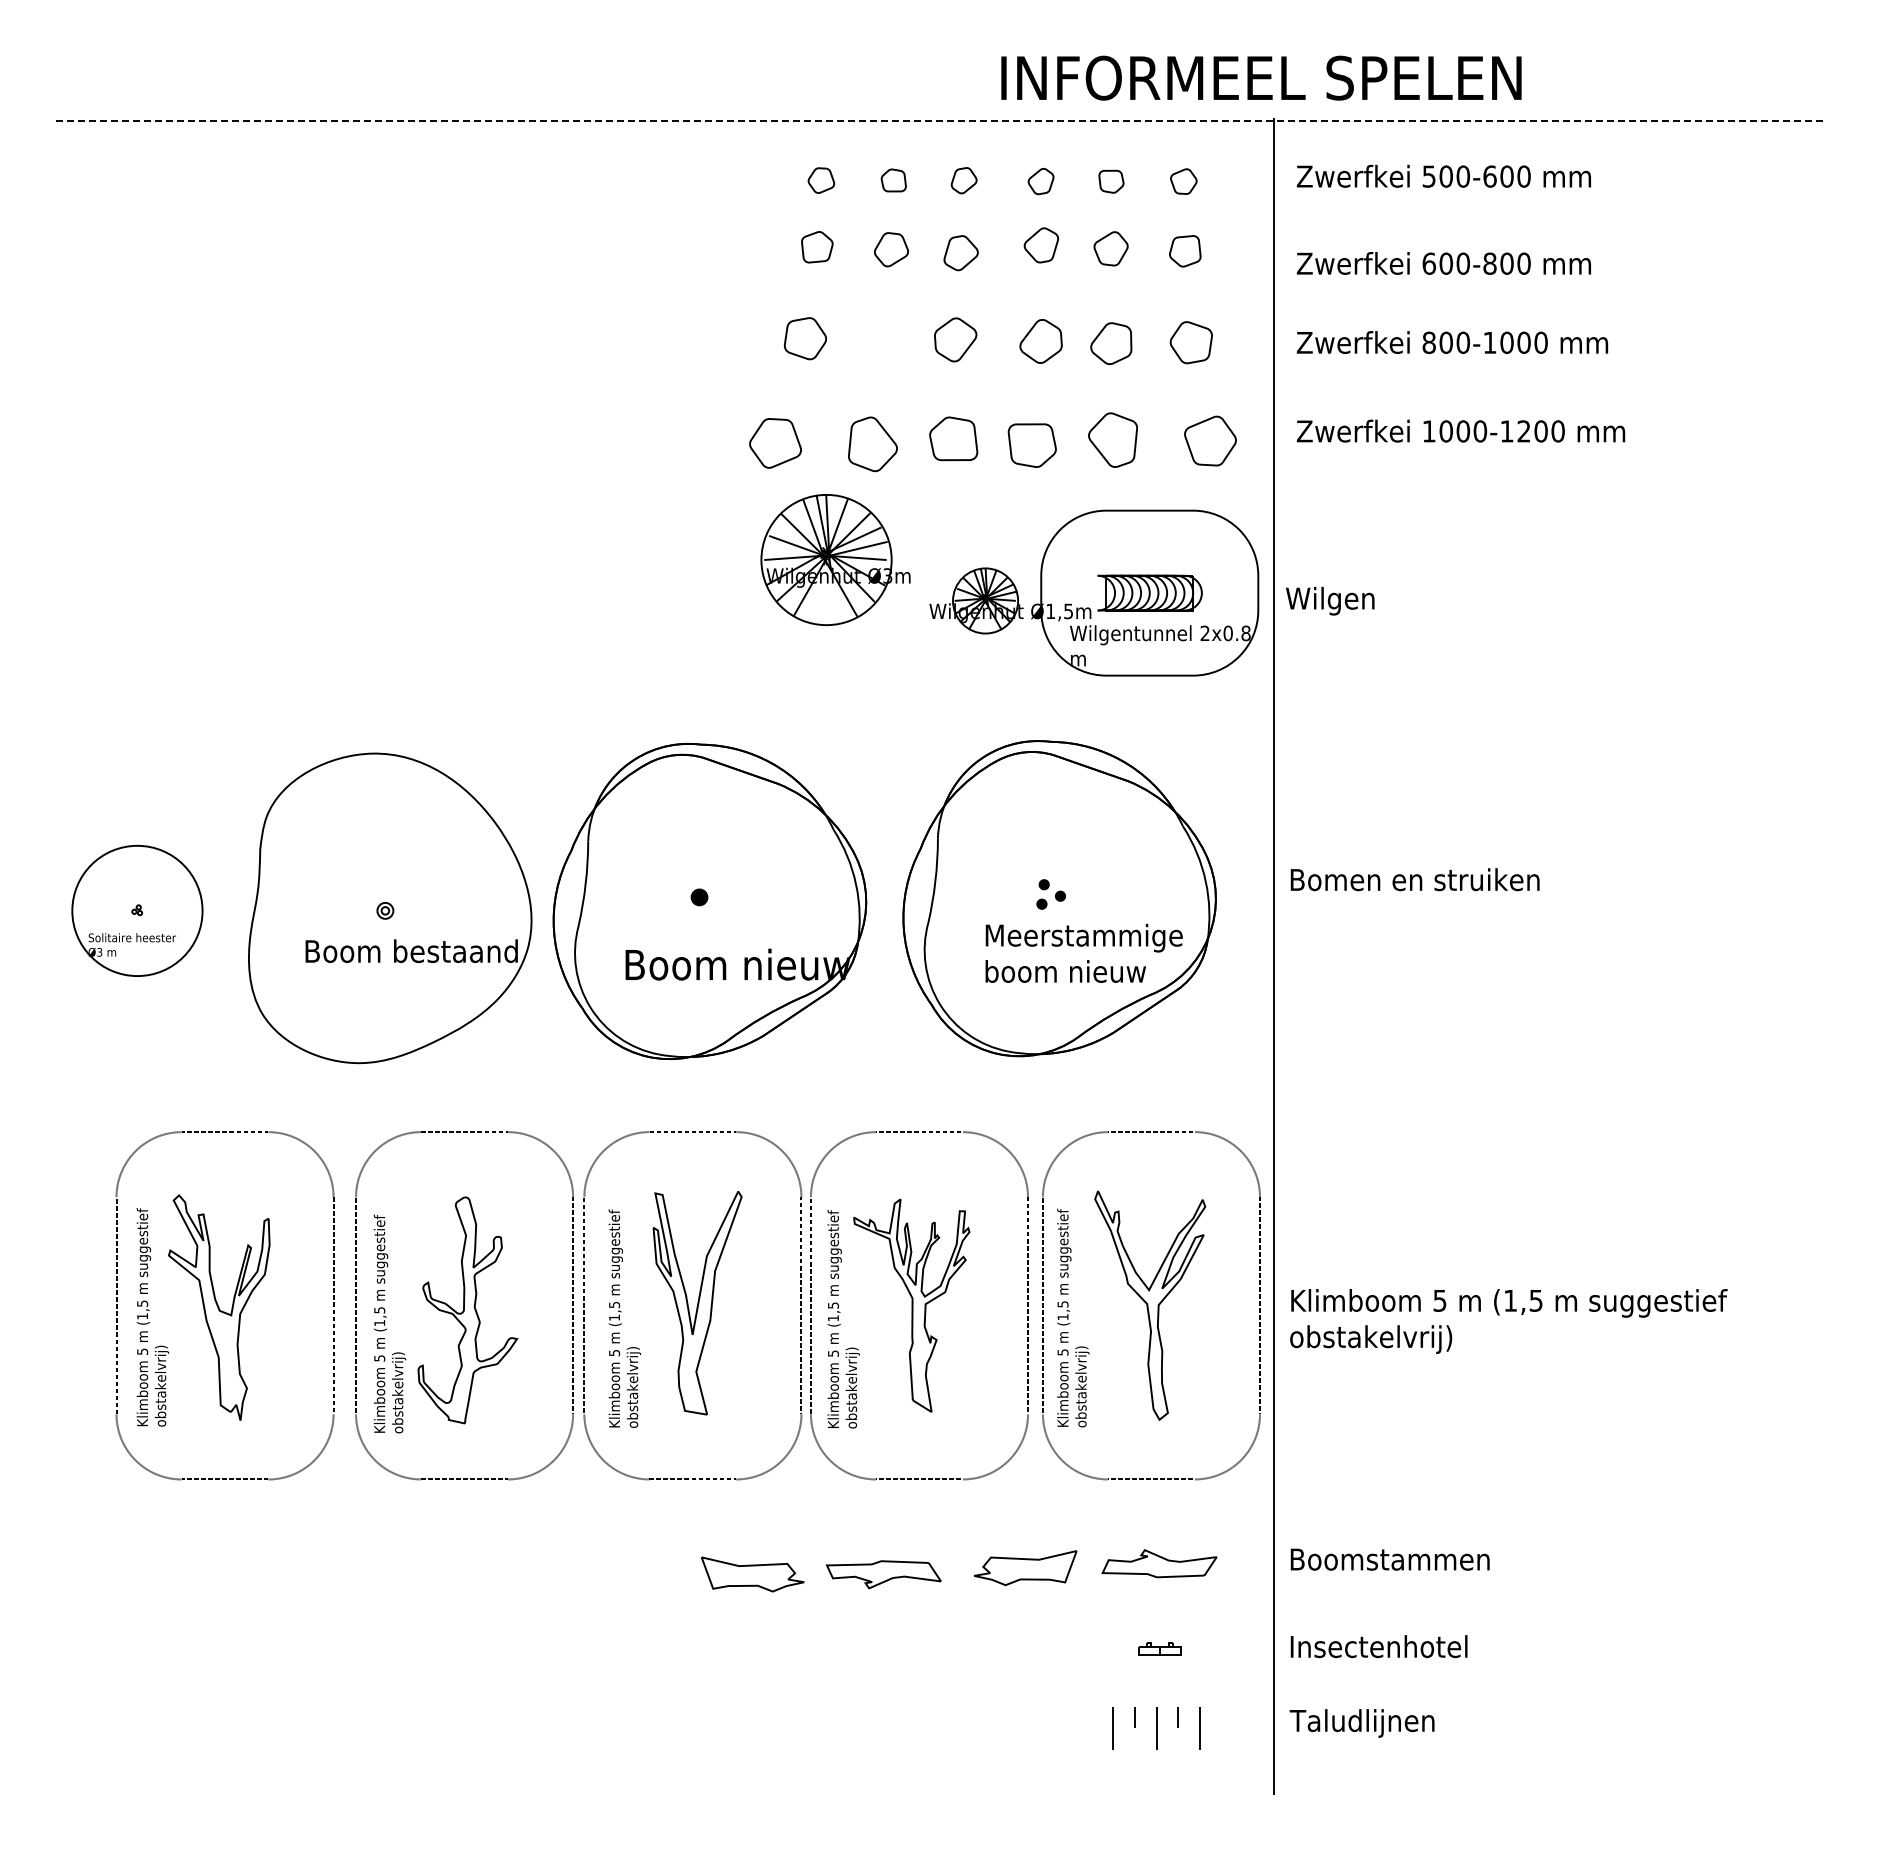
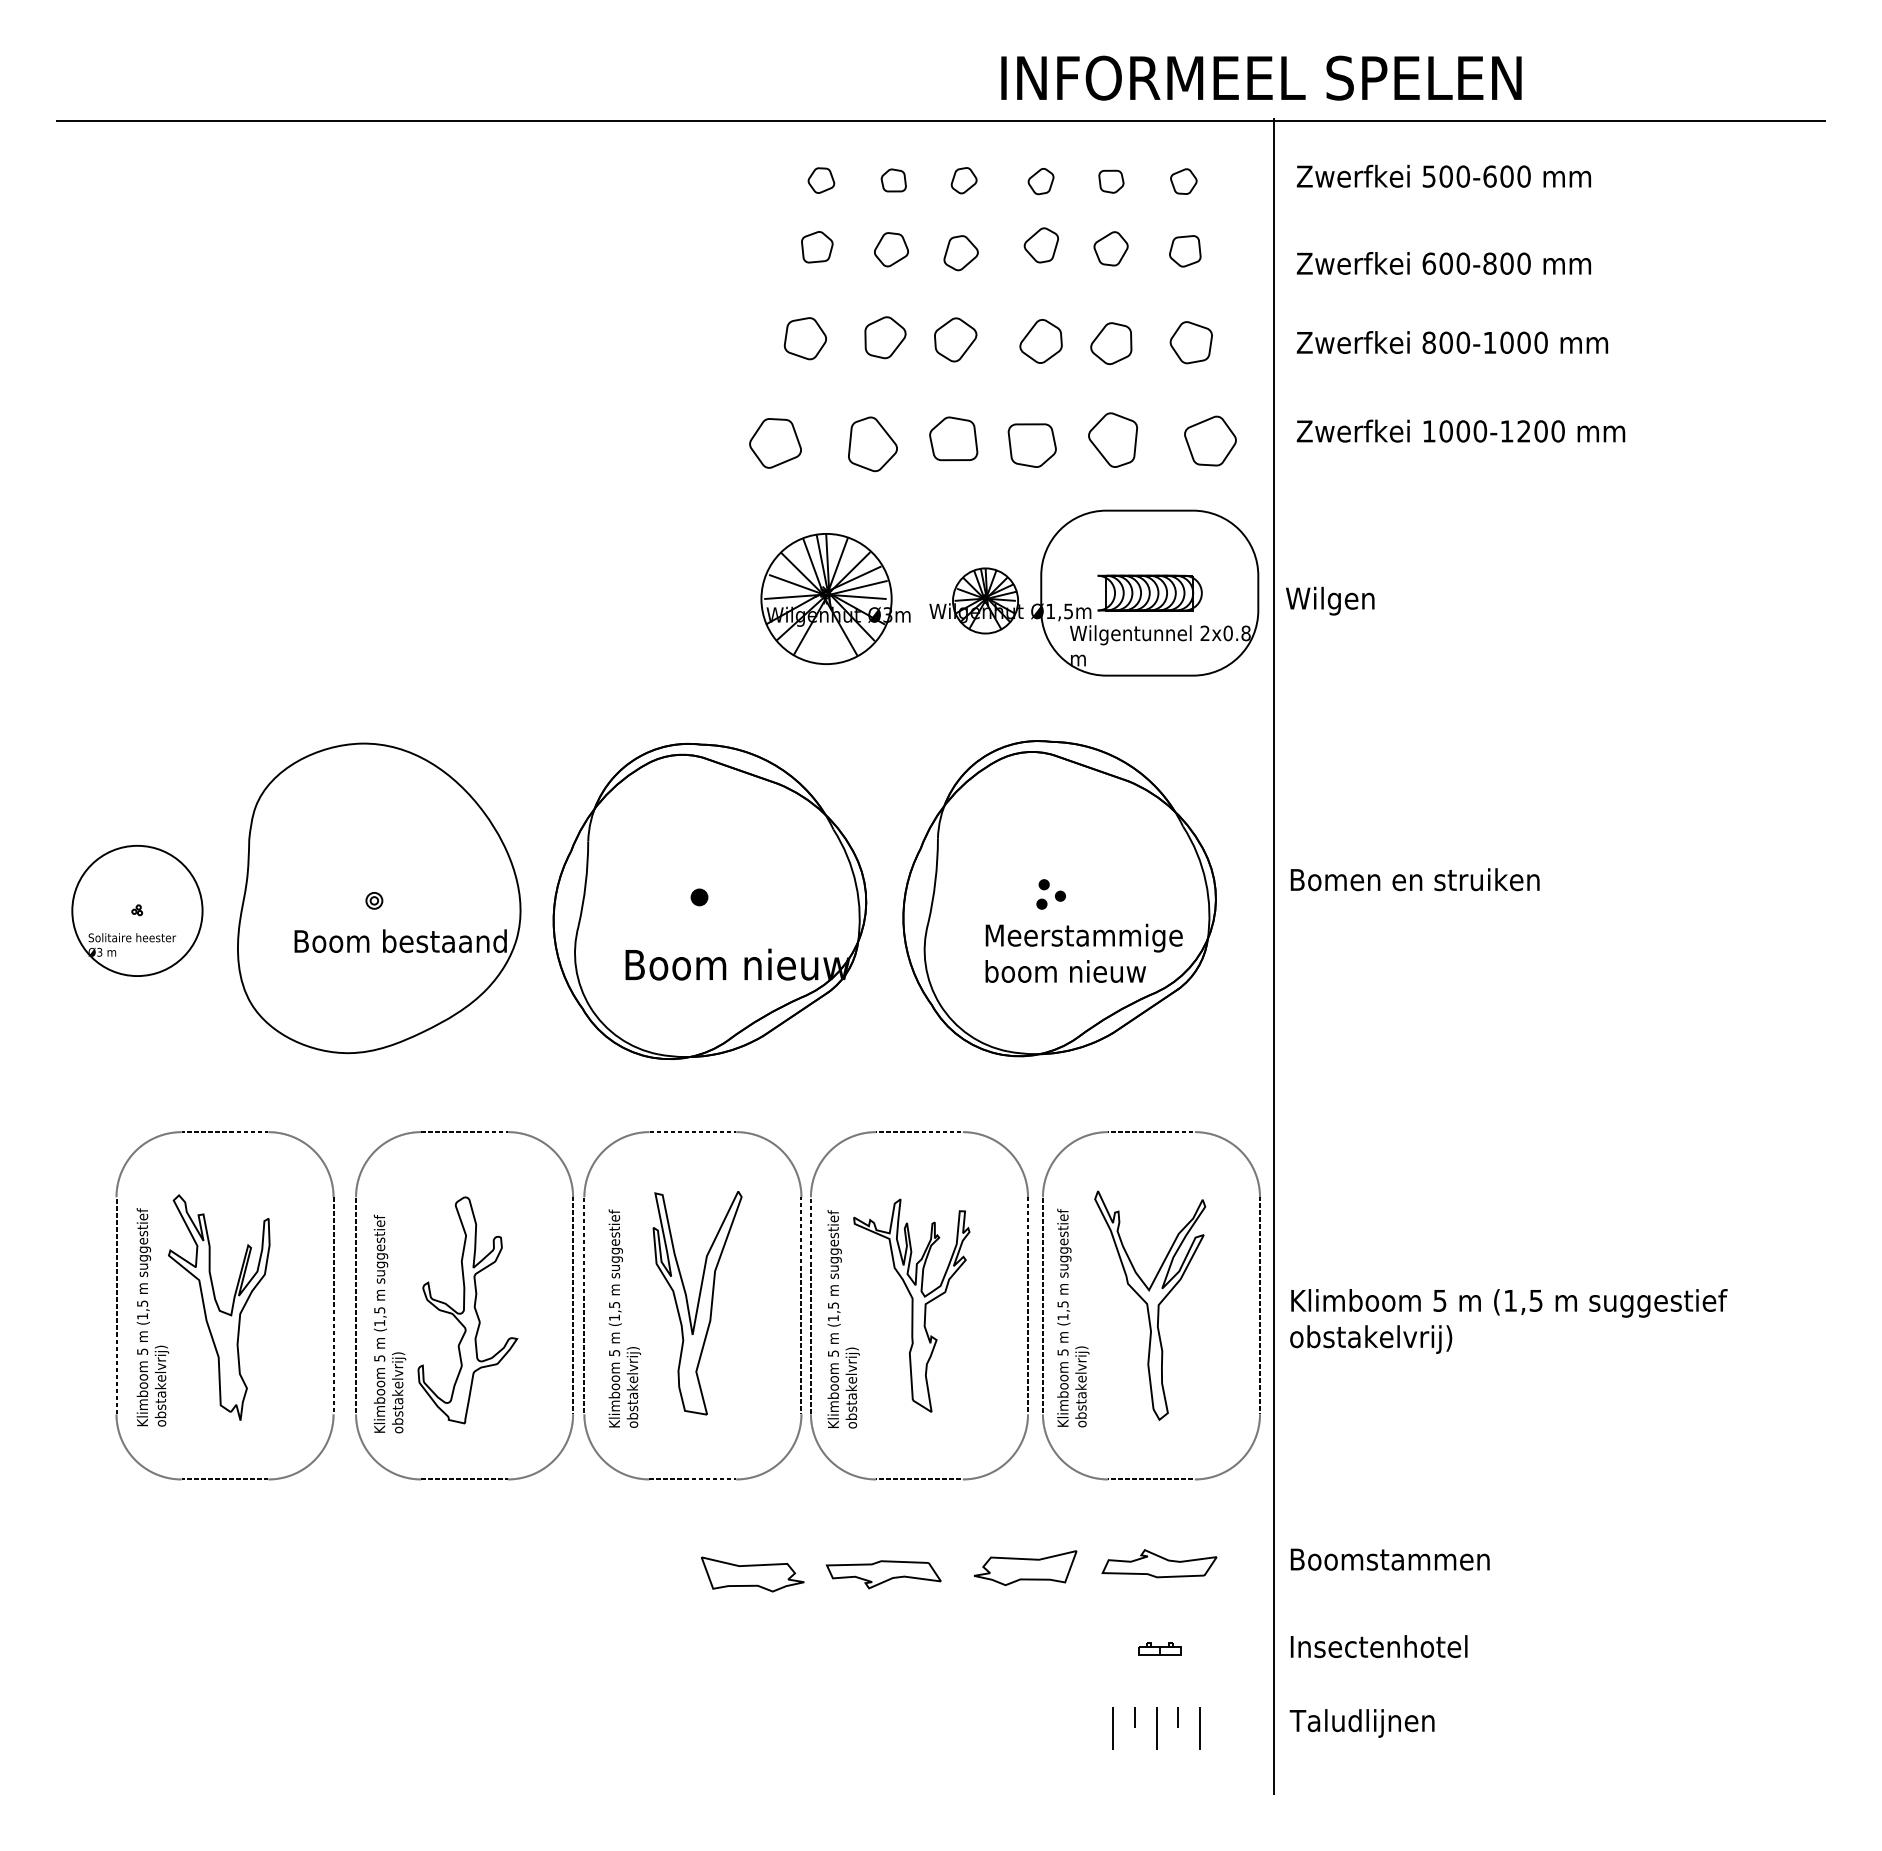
line: dashed -> solid (940, 120)
part: none -> present (885, 337)
part position: (835, 559) -> (835, 598) (835, 598)
part position: (390, 908) -> (379, 898) (379, 898)
